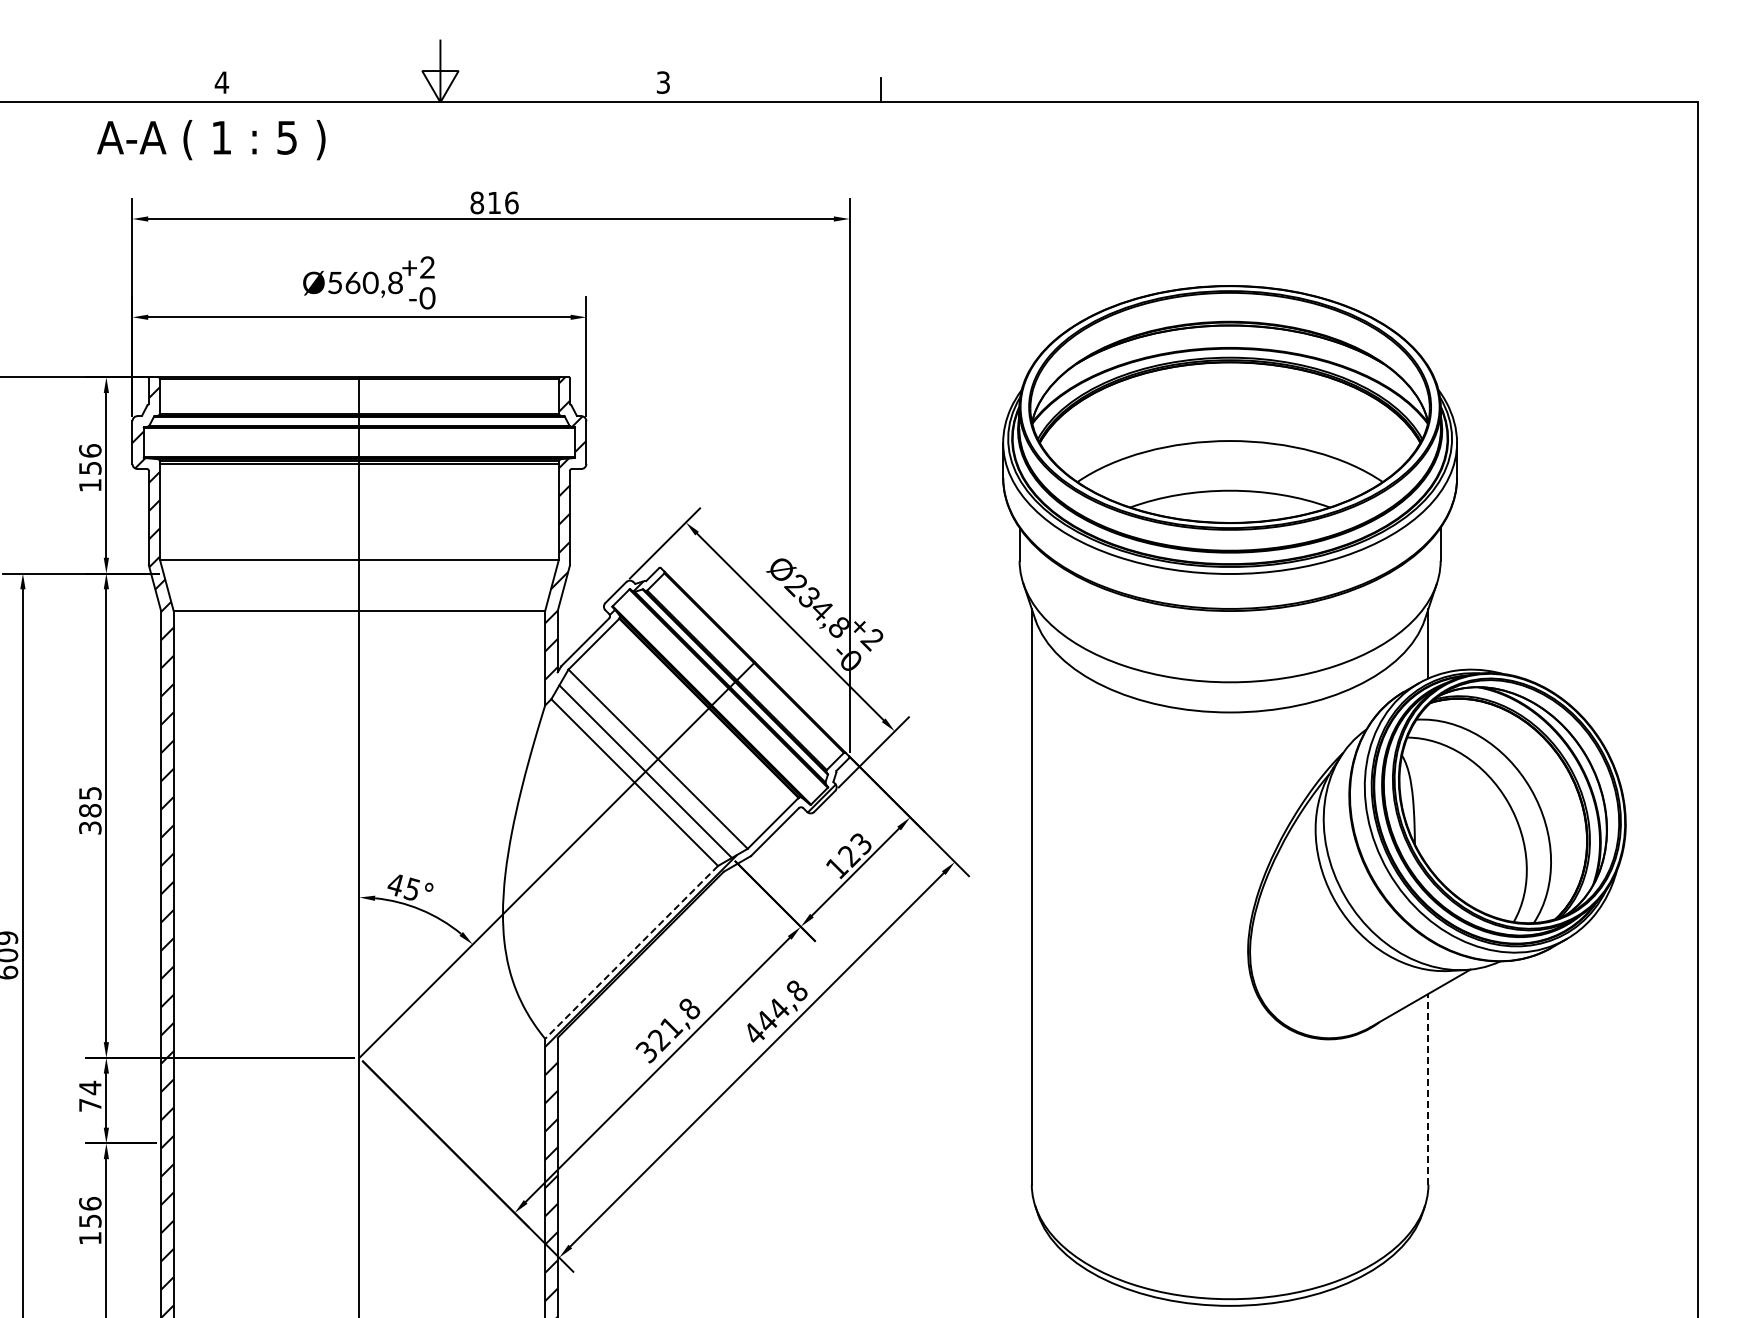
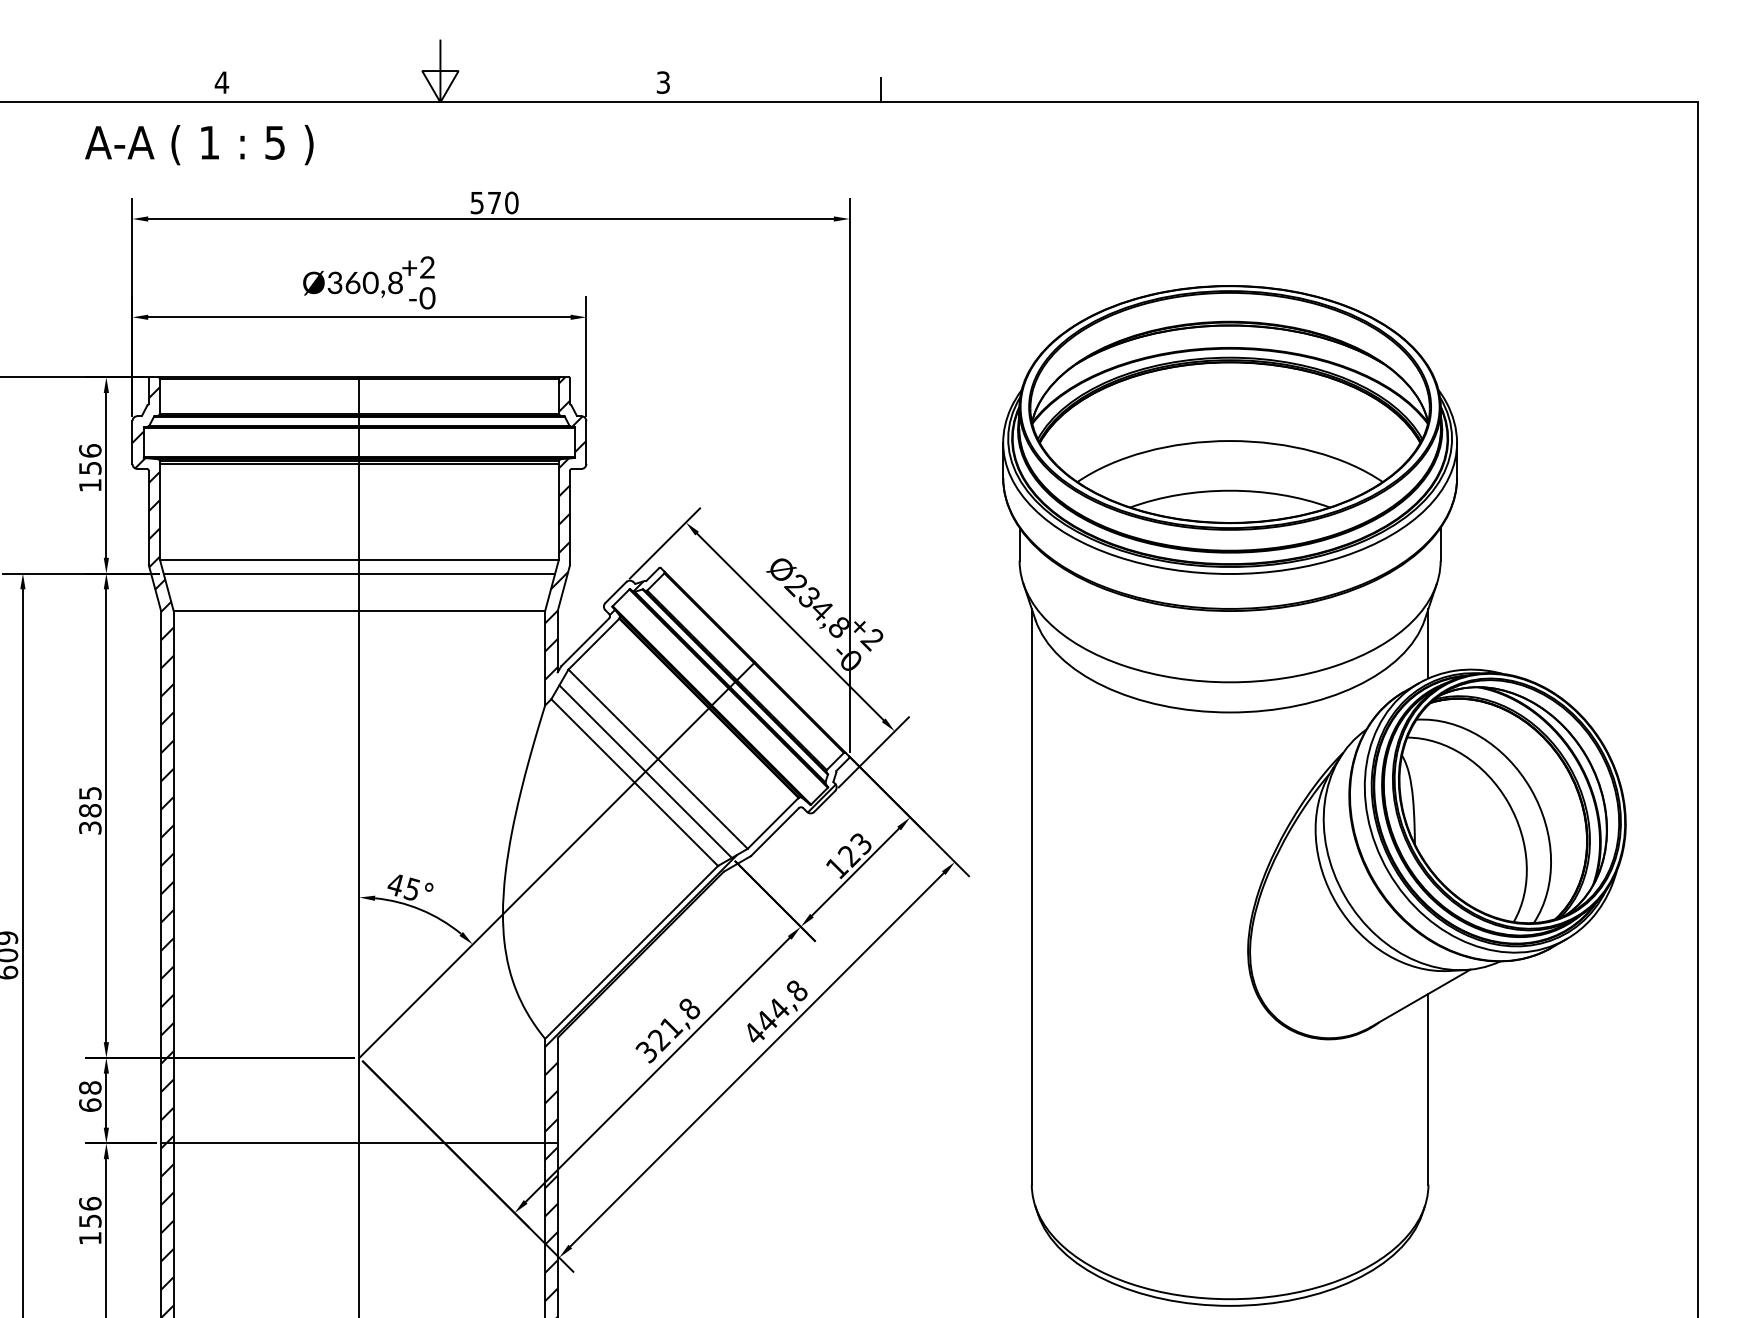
text position: (211, 140) -> (199, 145) (199, 145)
text: 816 -> 570 (494, 202)
text: Ø560,8 -> Ø360,8 (334, 282)
line: none -> present (359, 573)
line: dashed -> solid (631, 952)
line: dashed -> solid (1428, 1088)
text: 74 -> 68 (90, 1095)
line: none -> present (359, 1143)
